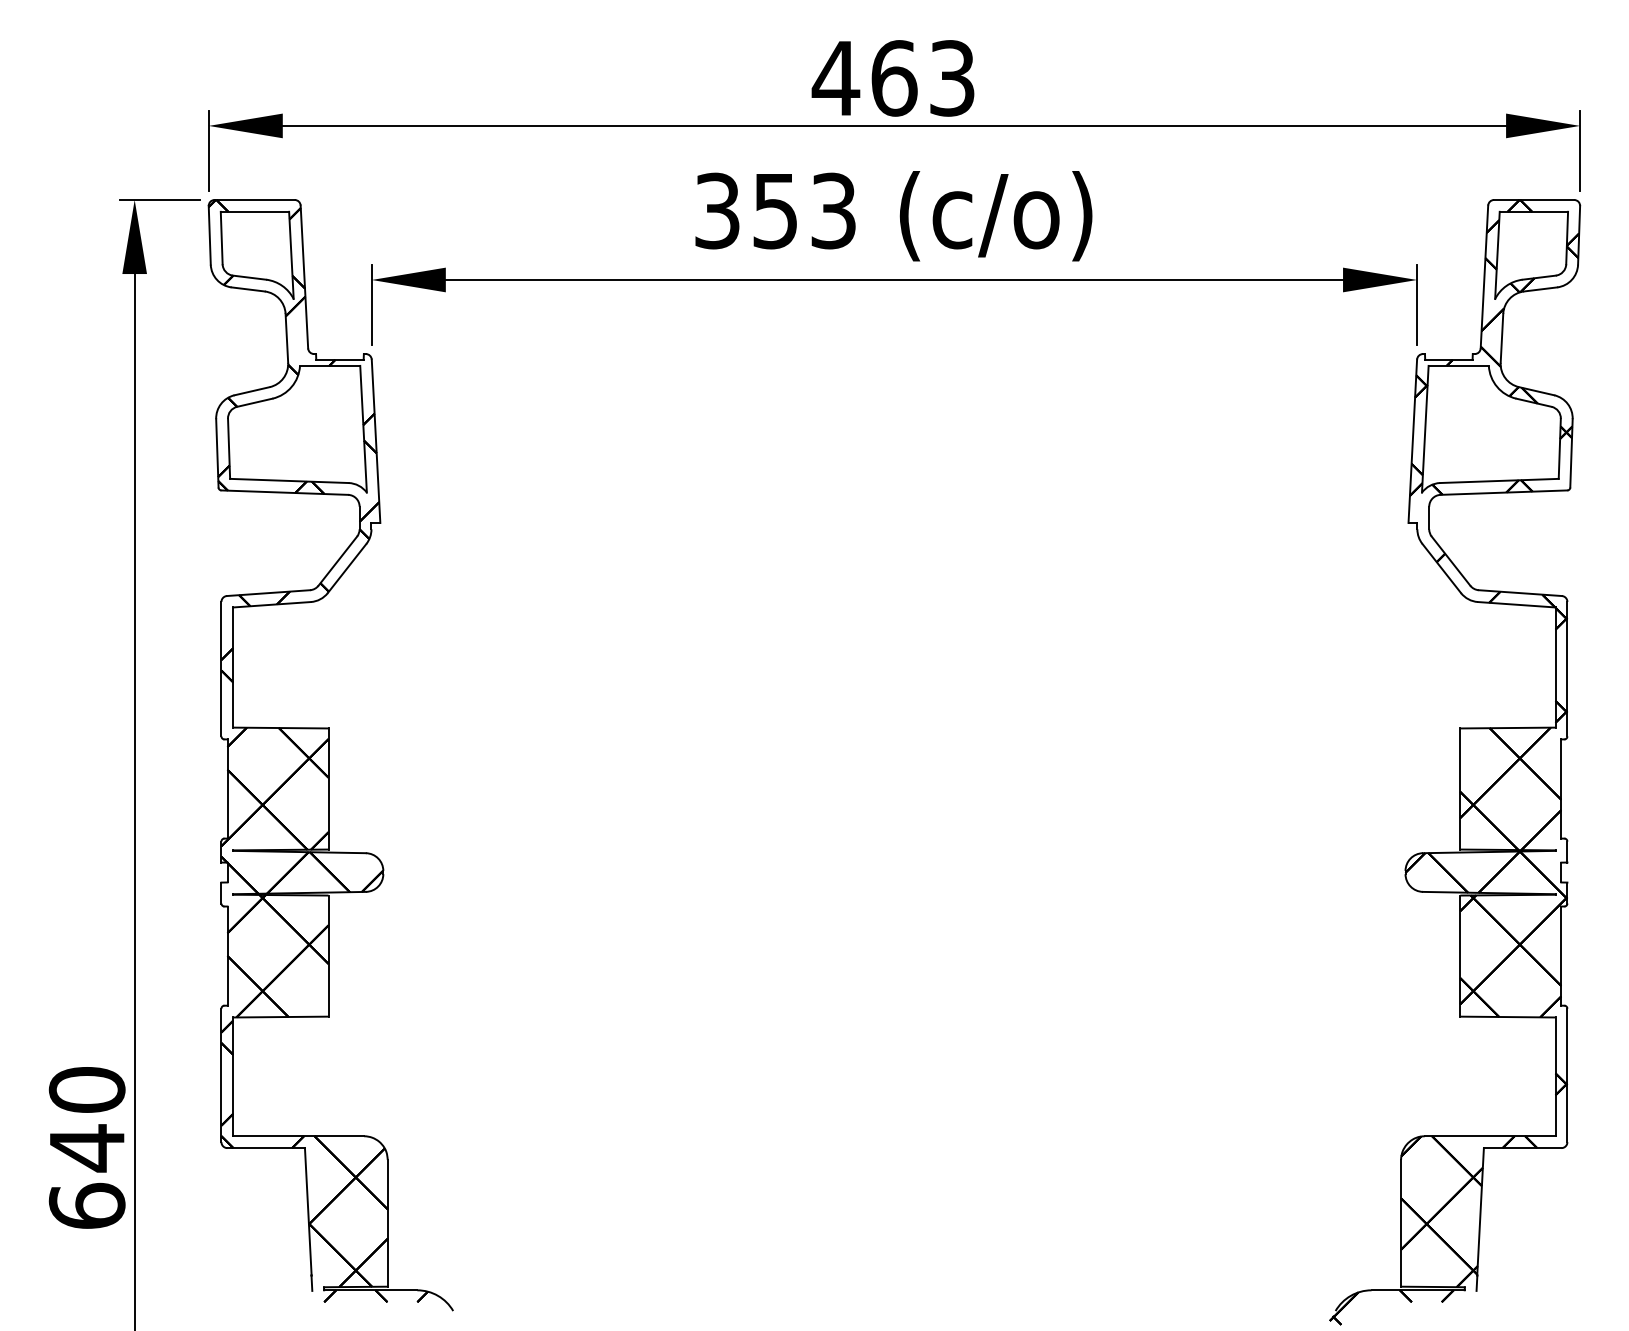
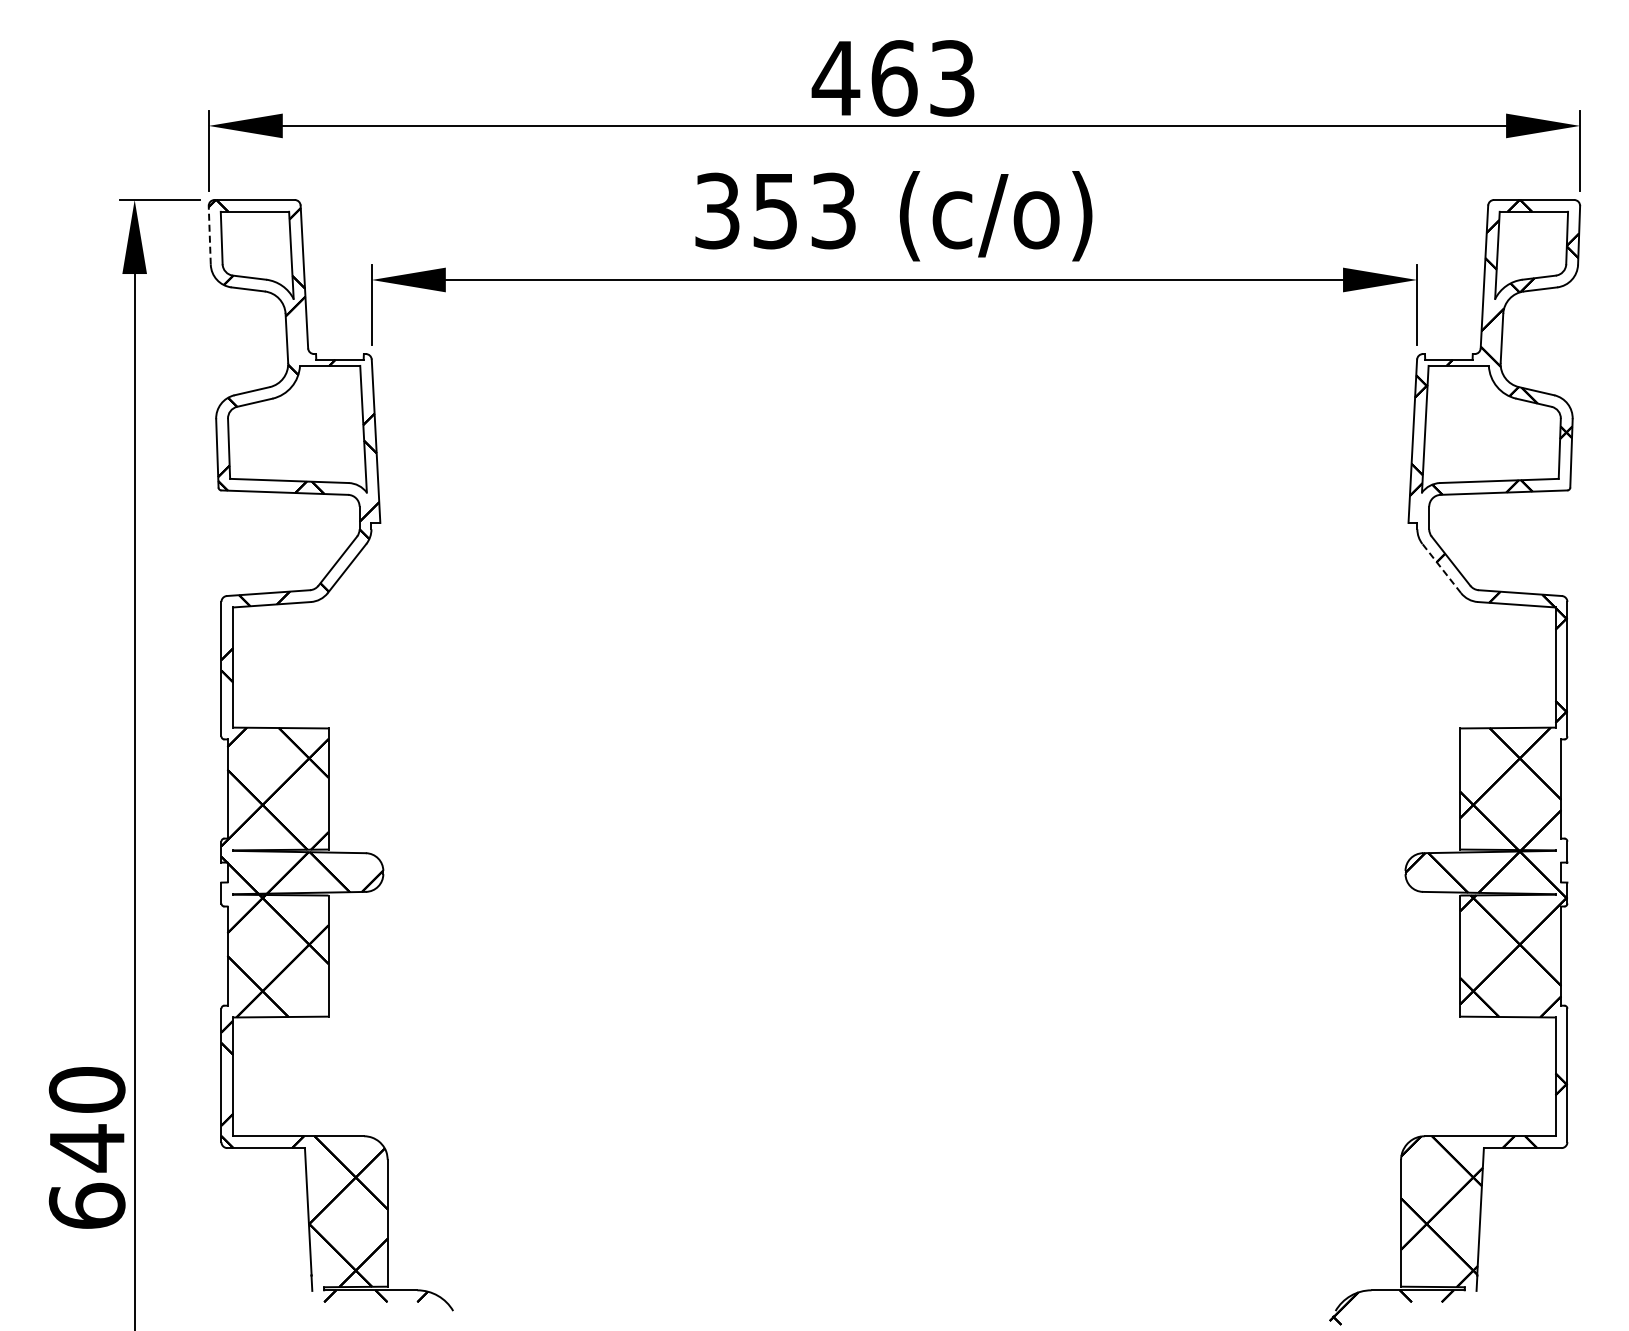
line: solid -> dashed (209, 234)
line: solid -> dashed (1441, 568)
